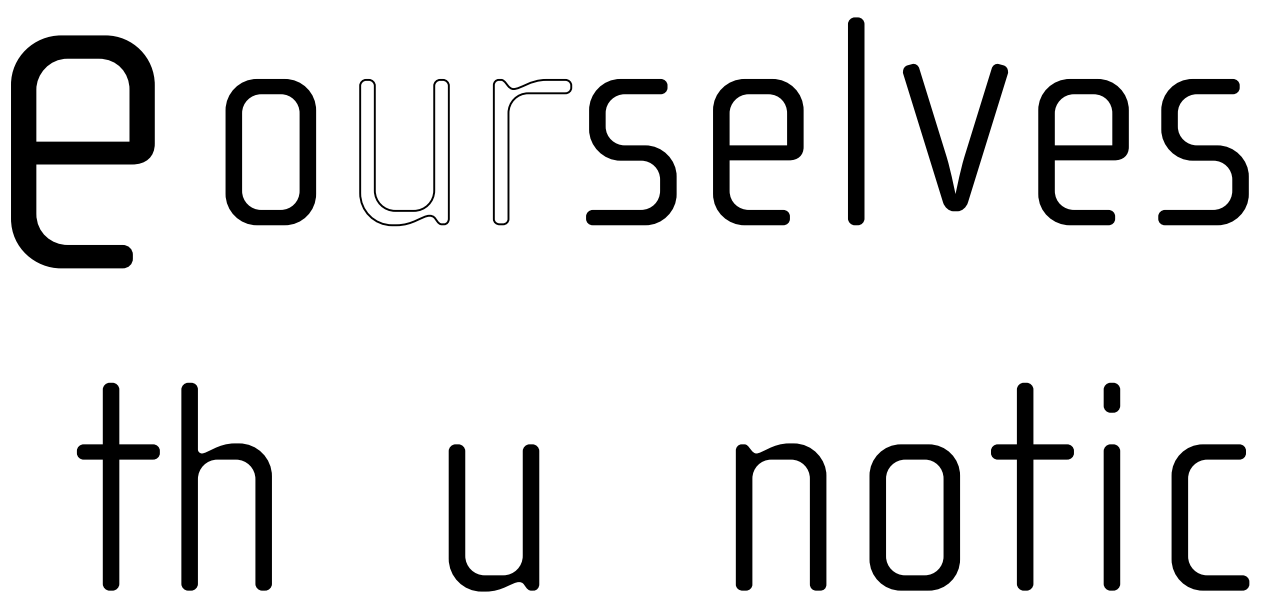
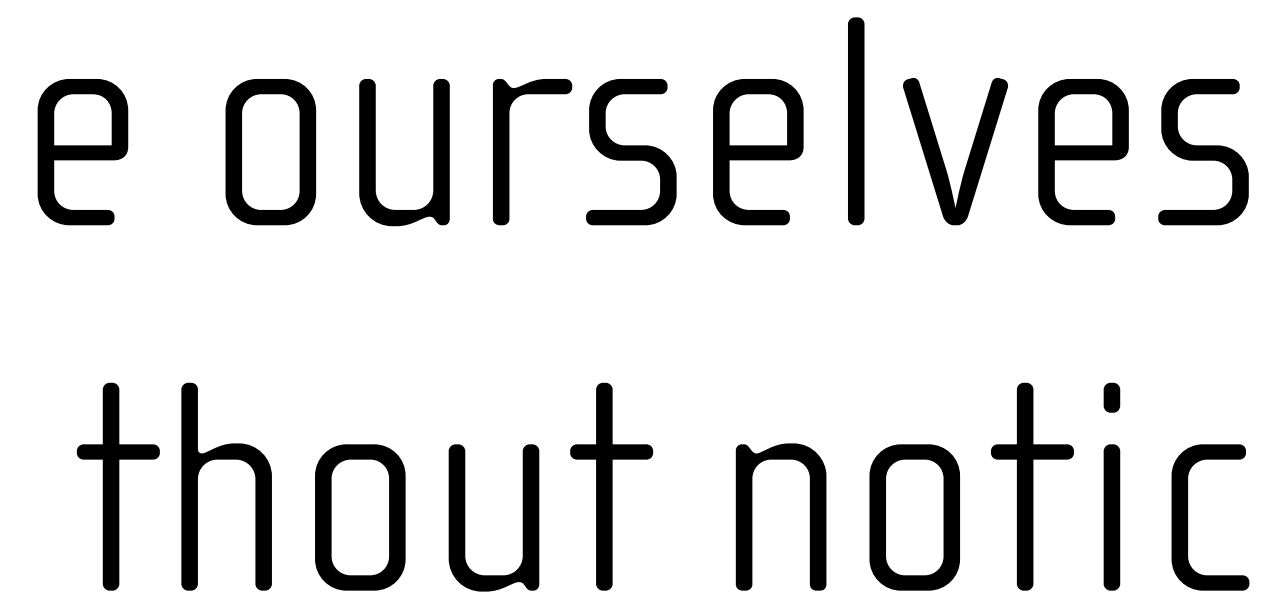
part position: (942, 142) -> (942, 156) (942, 156)
part size: 144x234 px -> 92x147 px (82, 152)
fill: none -> present (532, 151)
fill: none -> present (404, 152)
part: none -> present (611, 486)
part: none -> present (360, 517)
